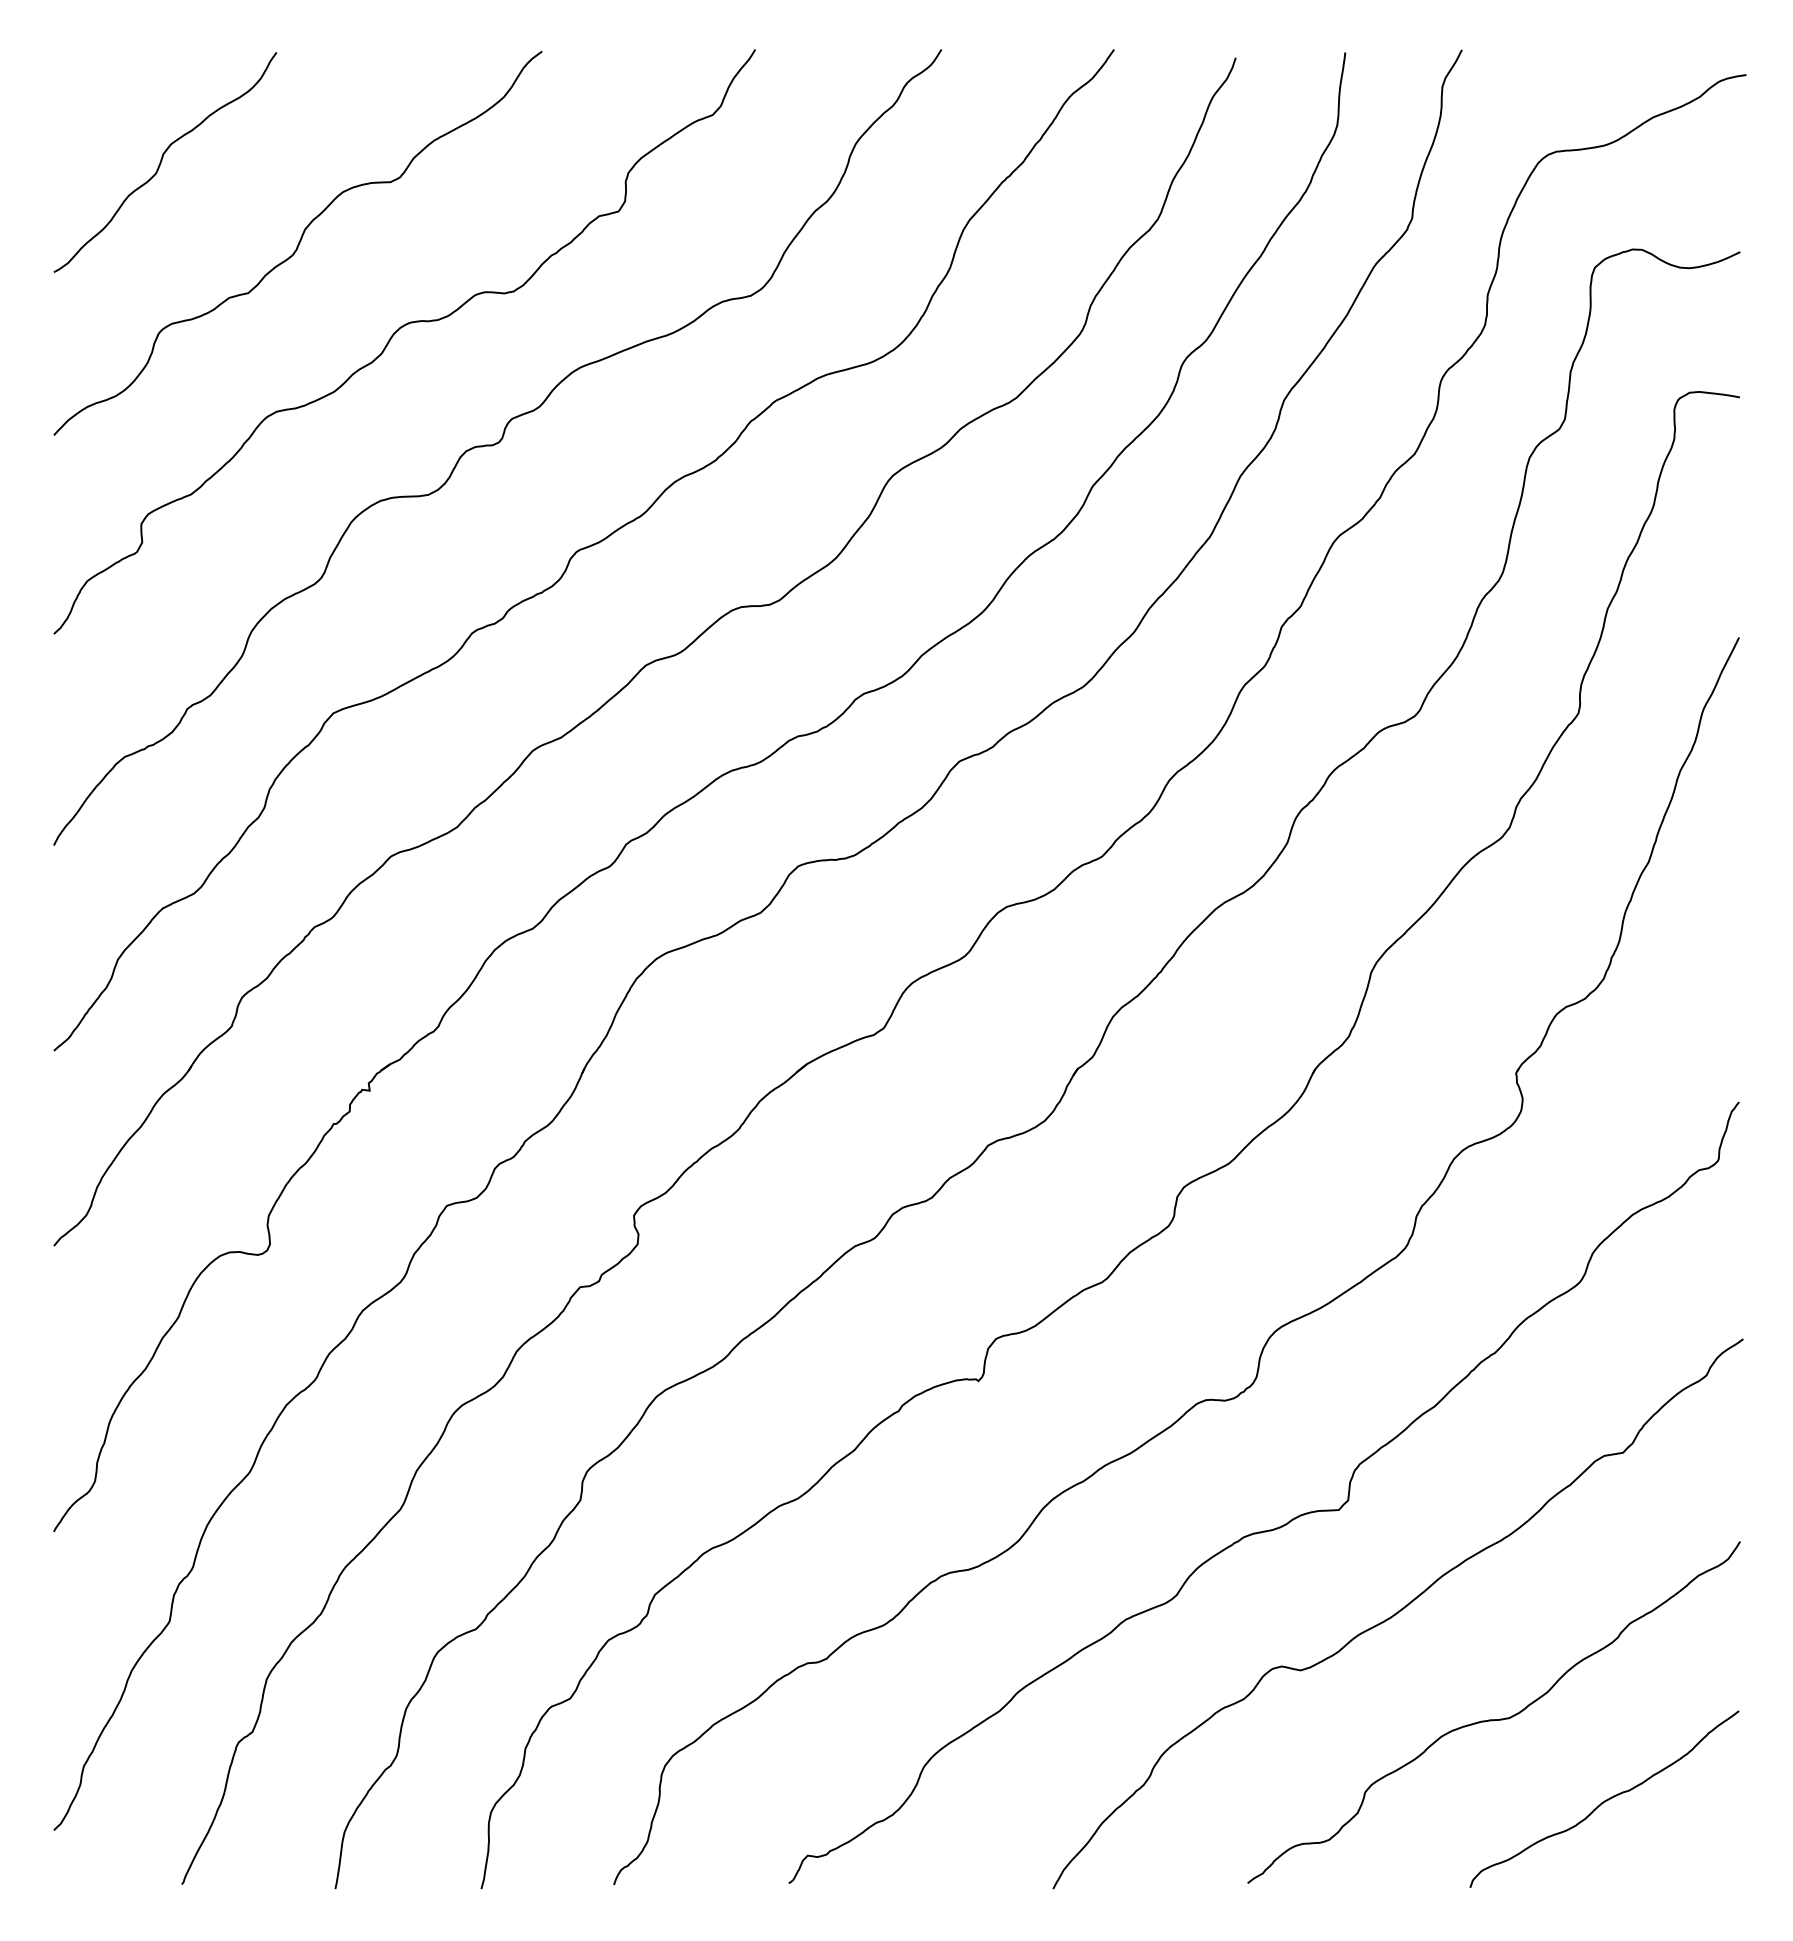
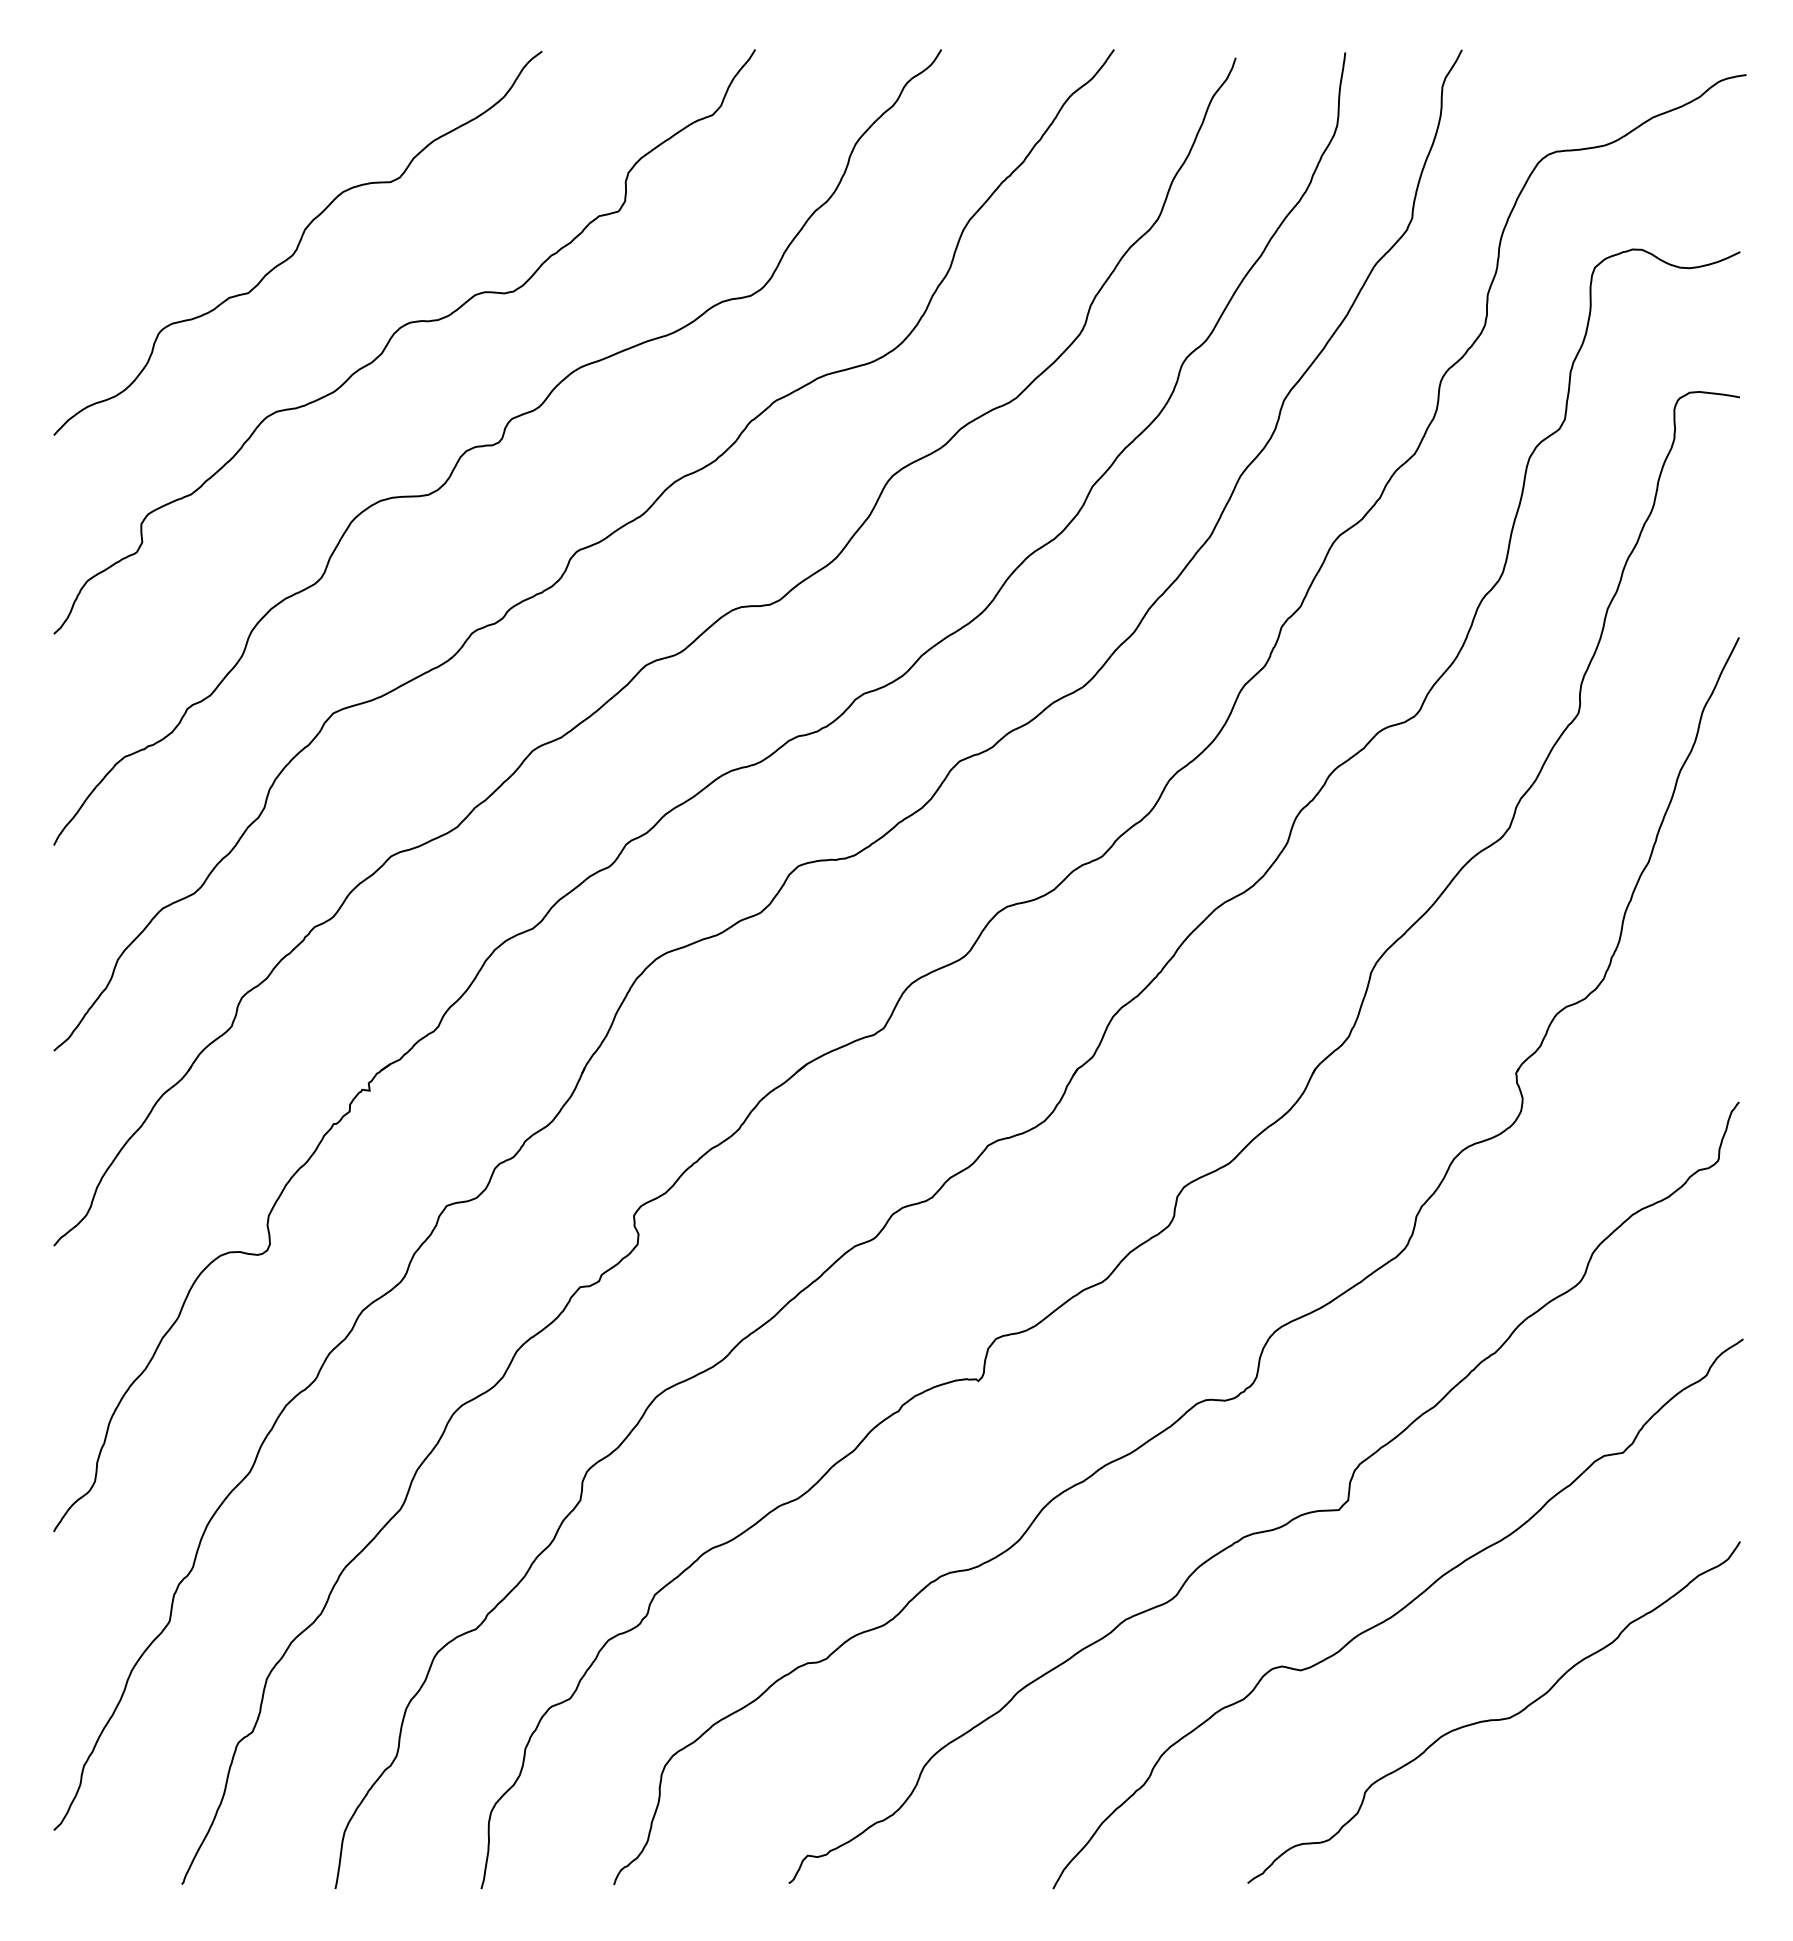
curve: present -> none (162, 160)
curve: present -> none (1604, 1800)
